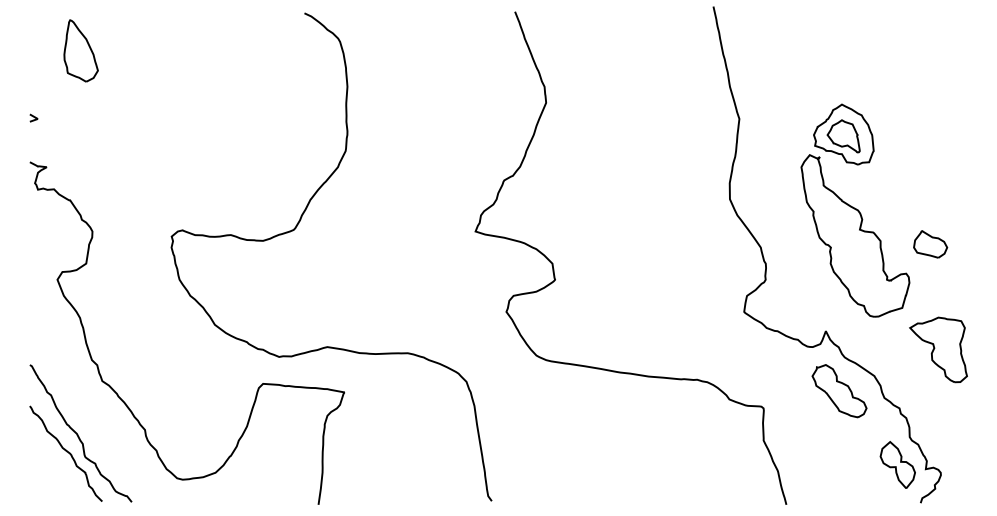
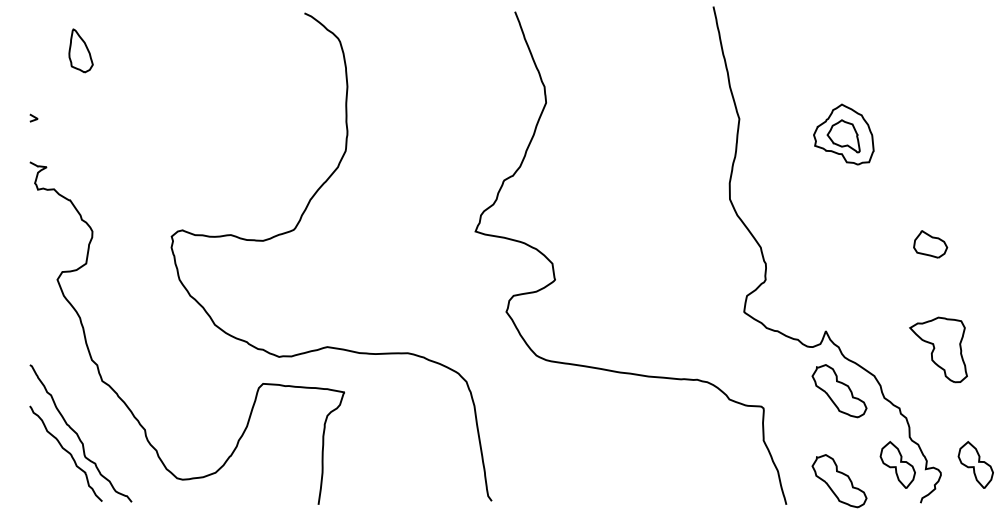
part size: 36x64 px -> 26x46 px (80, 50)
part: present -> none (855, 235)
part: none -> present (975, 464)
part: none -> present (839, 481)
